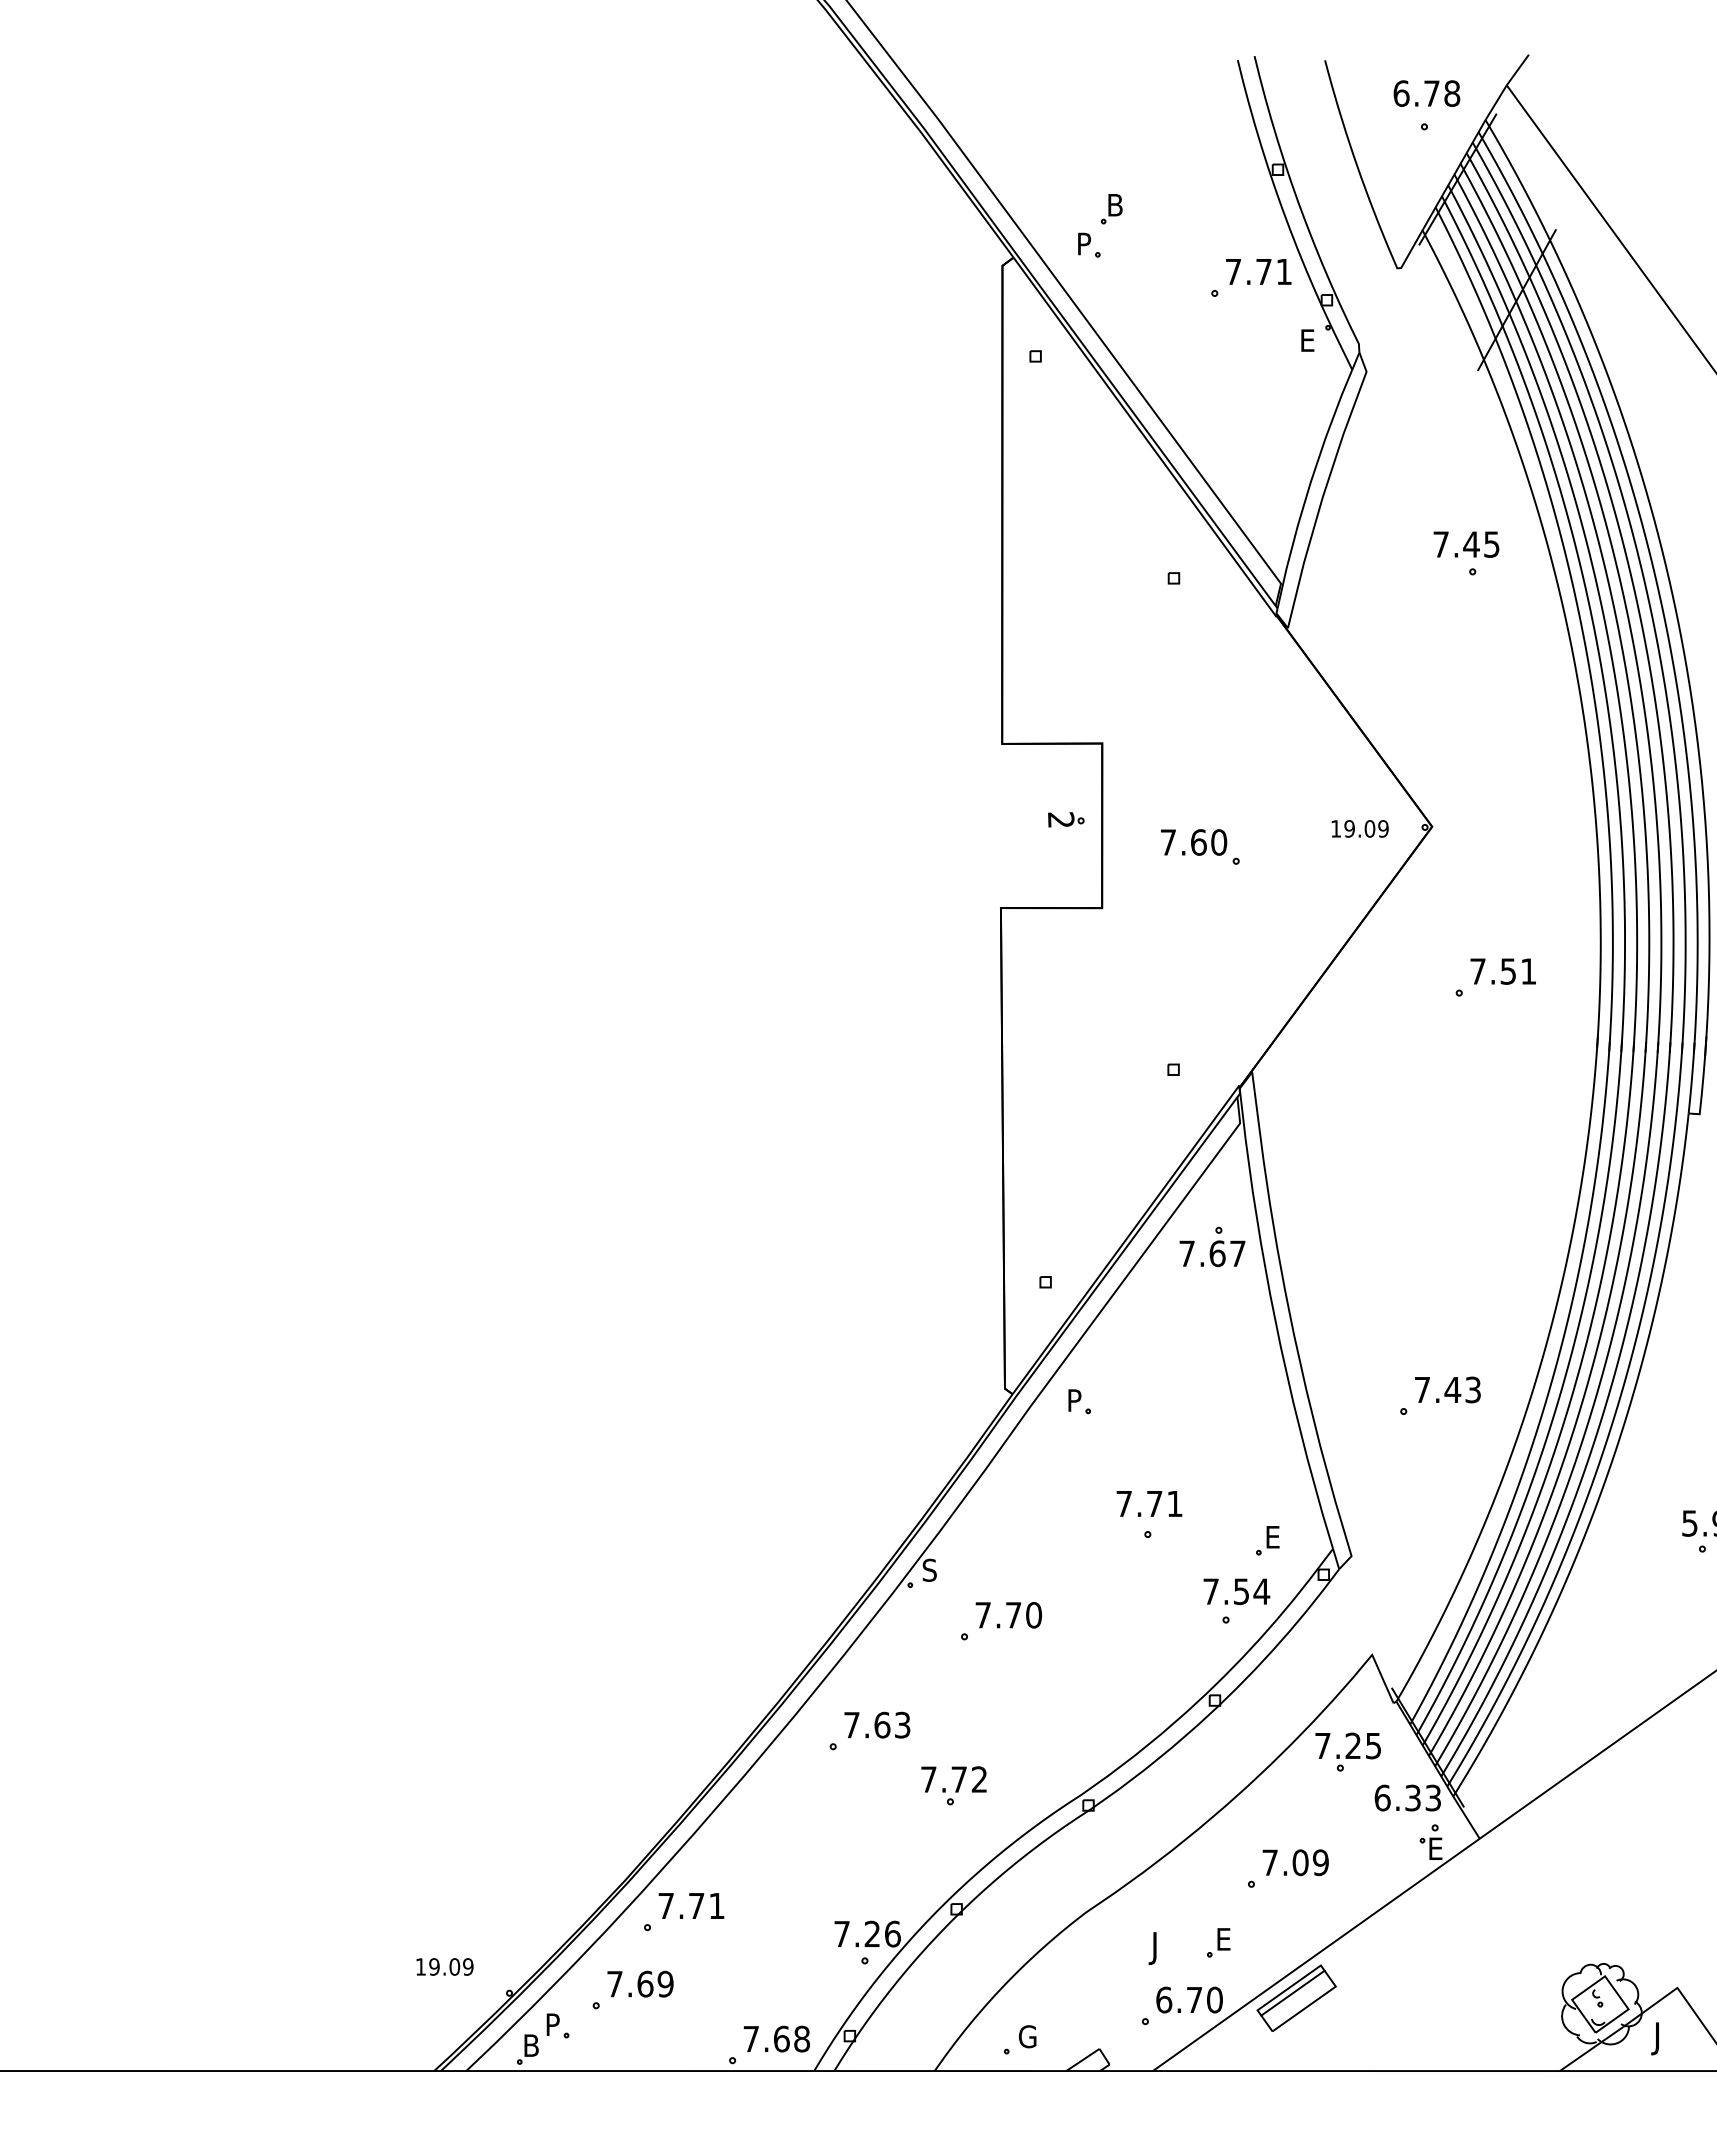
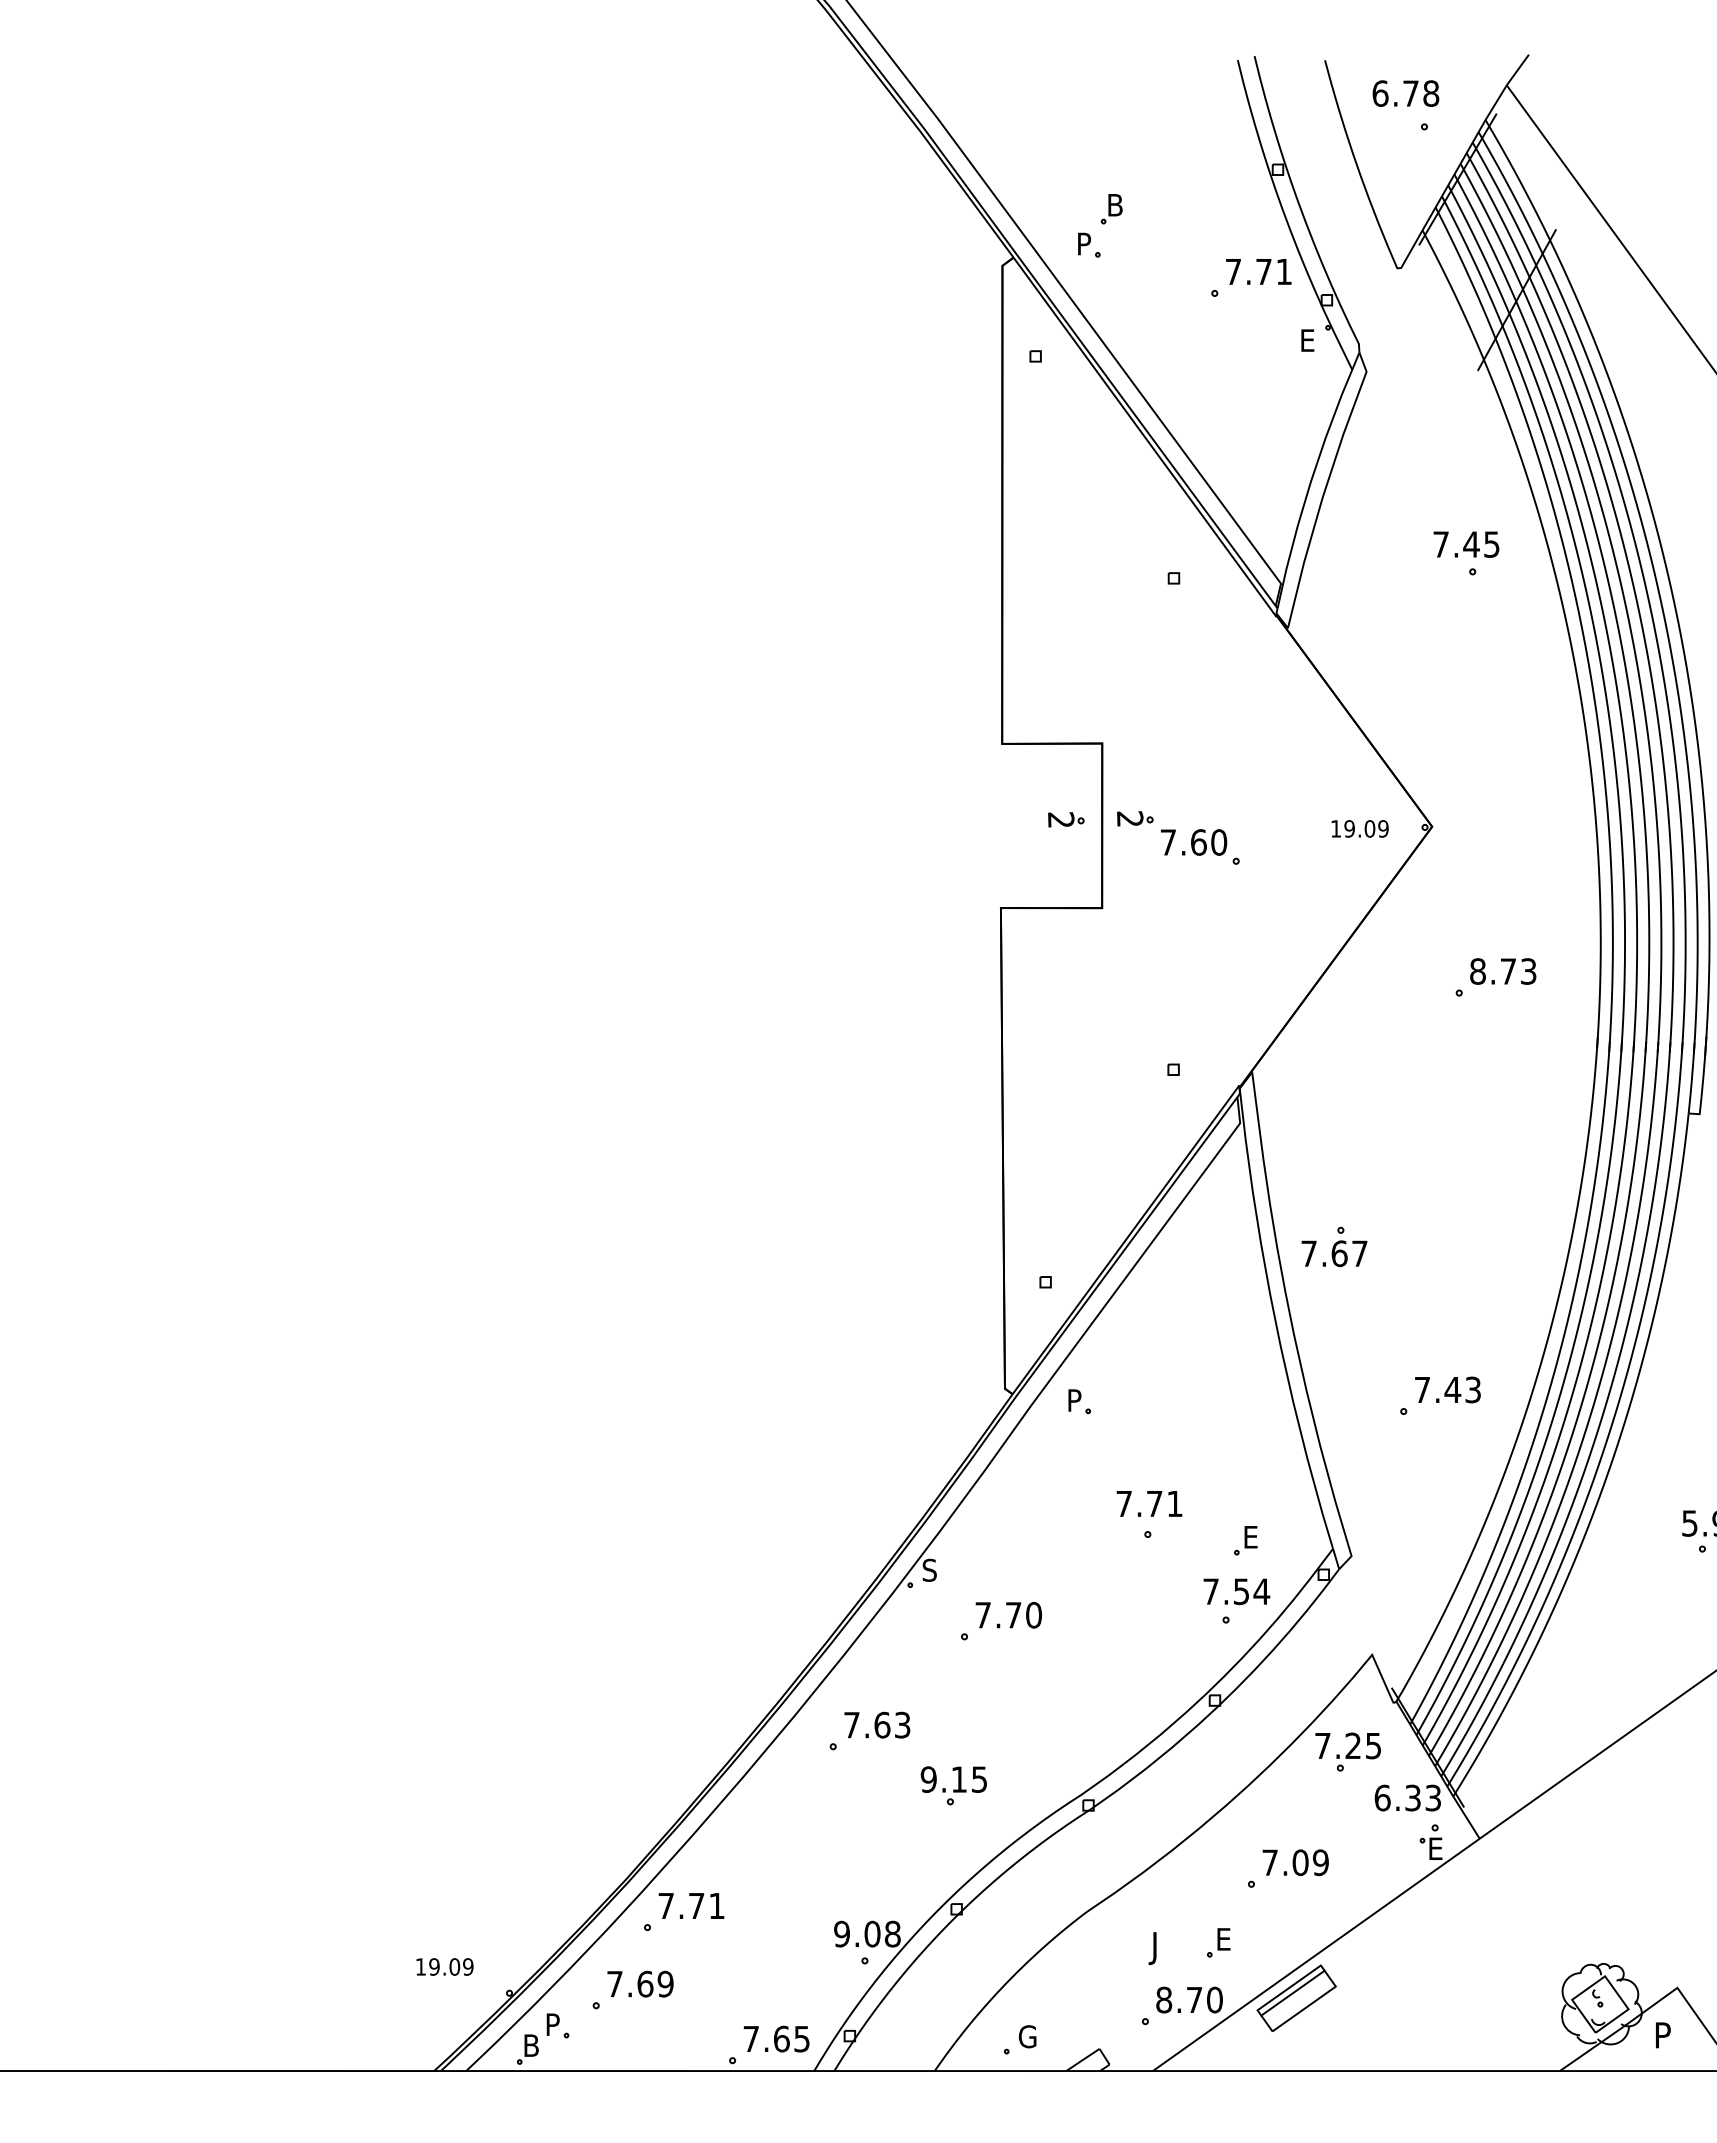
text position: (1426, 93) -> (1405, 93) (1405, 93)
part: none -> present (1135, 818)
text: 7.51 -> 8.73 (1503, 971)
part position: (1212, 1246) -> (1334, 1246) (1334, 1246)
part position: (1267, 1540) -> (1245, 1540) (1245, 1540)
text: 7.72 -> 9.15 (953, 1779)
text: 7.26 -> 9.08 (867, 1933)
text: 6.70 -> 8.70 (1164, 1999)
text: 7.68 -> 7.65 (802, 2038)
text: J -> P (1660, 2038)
